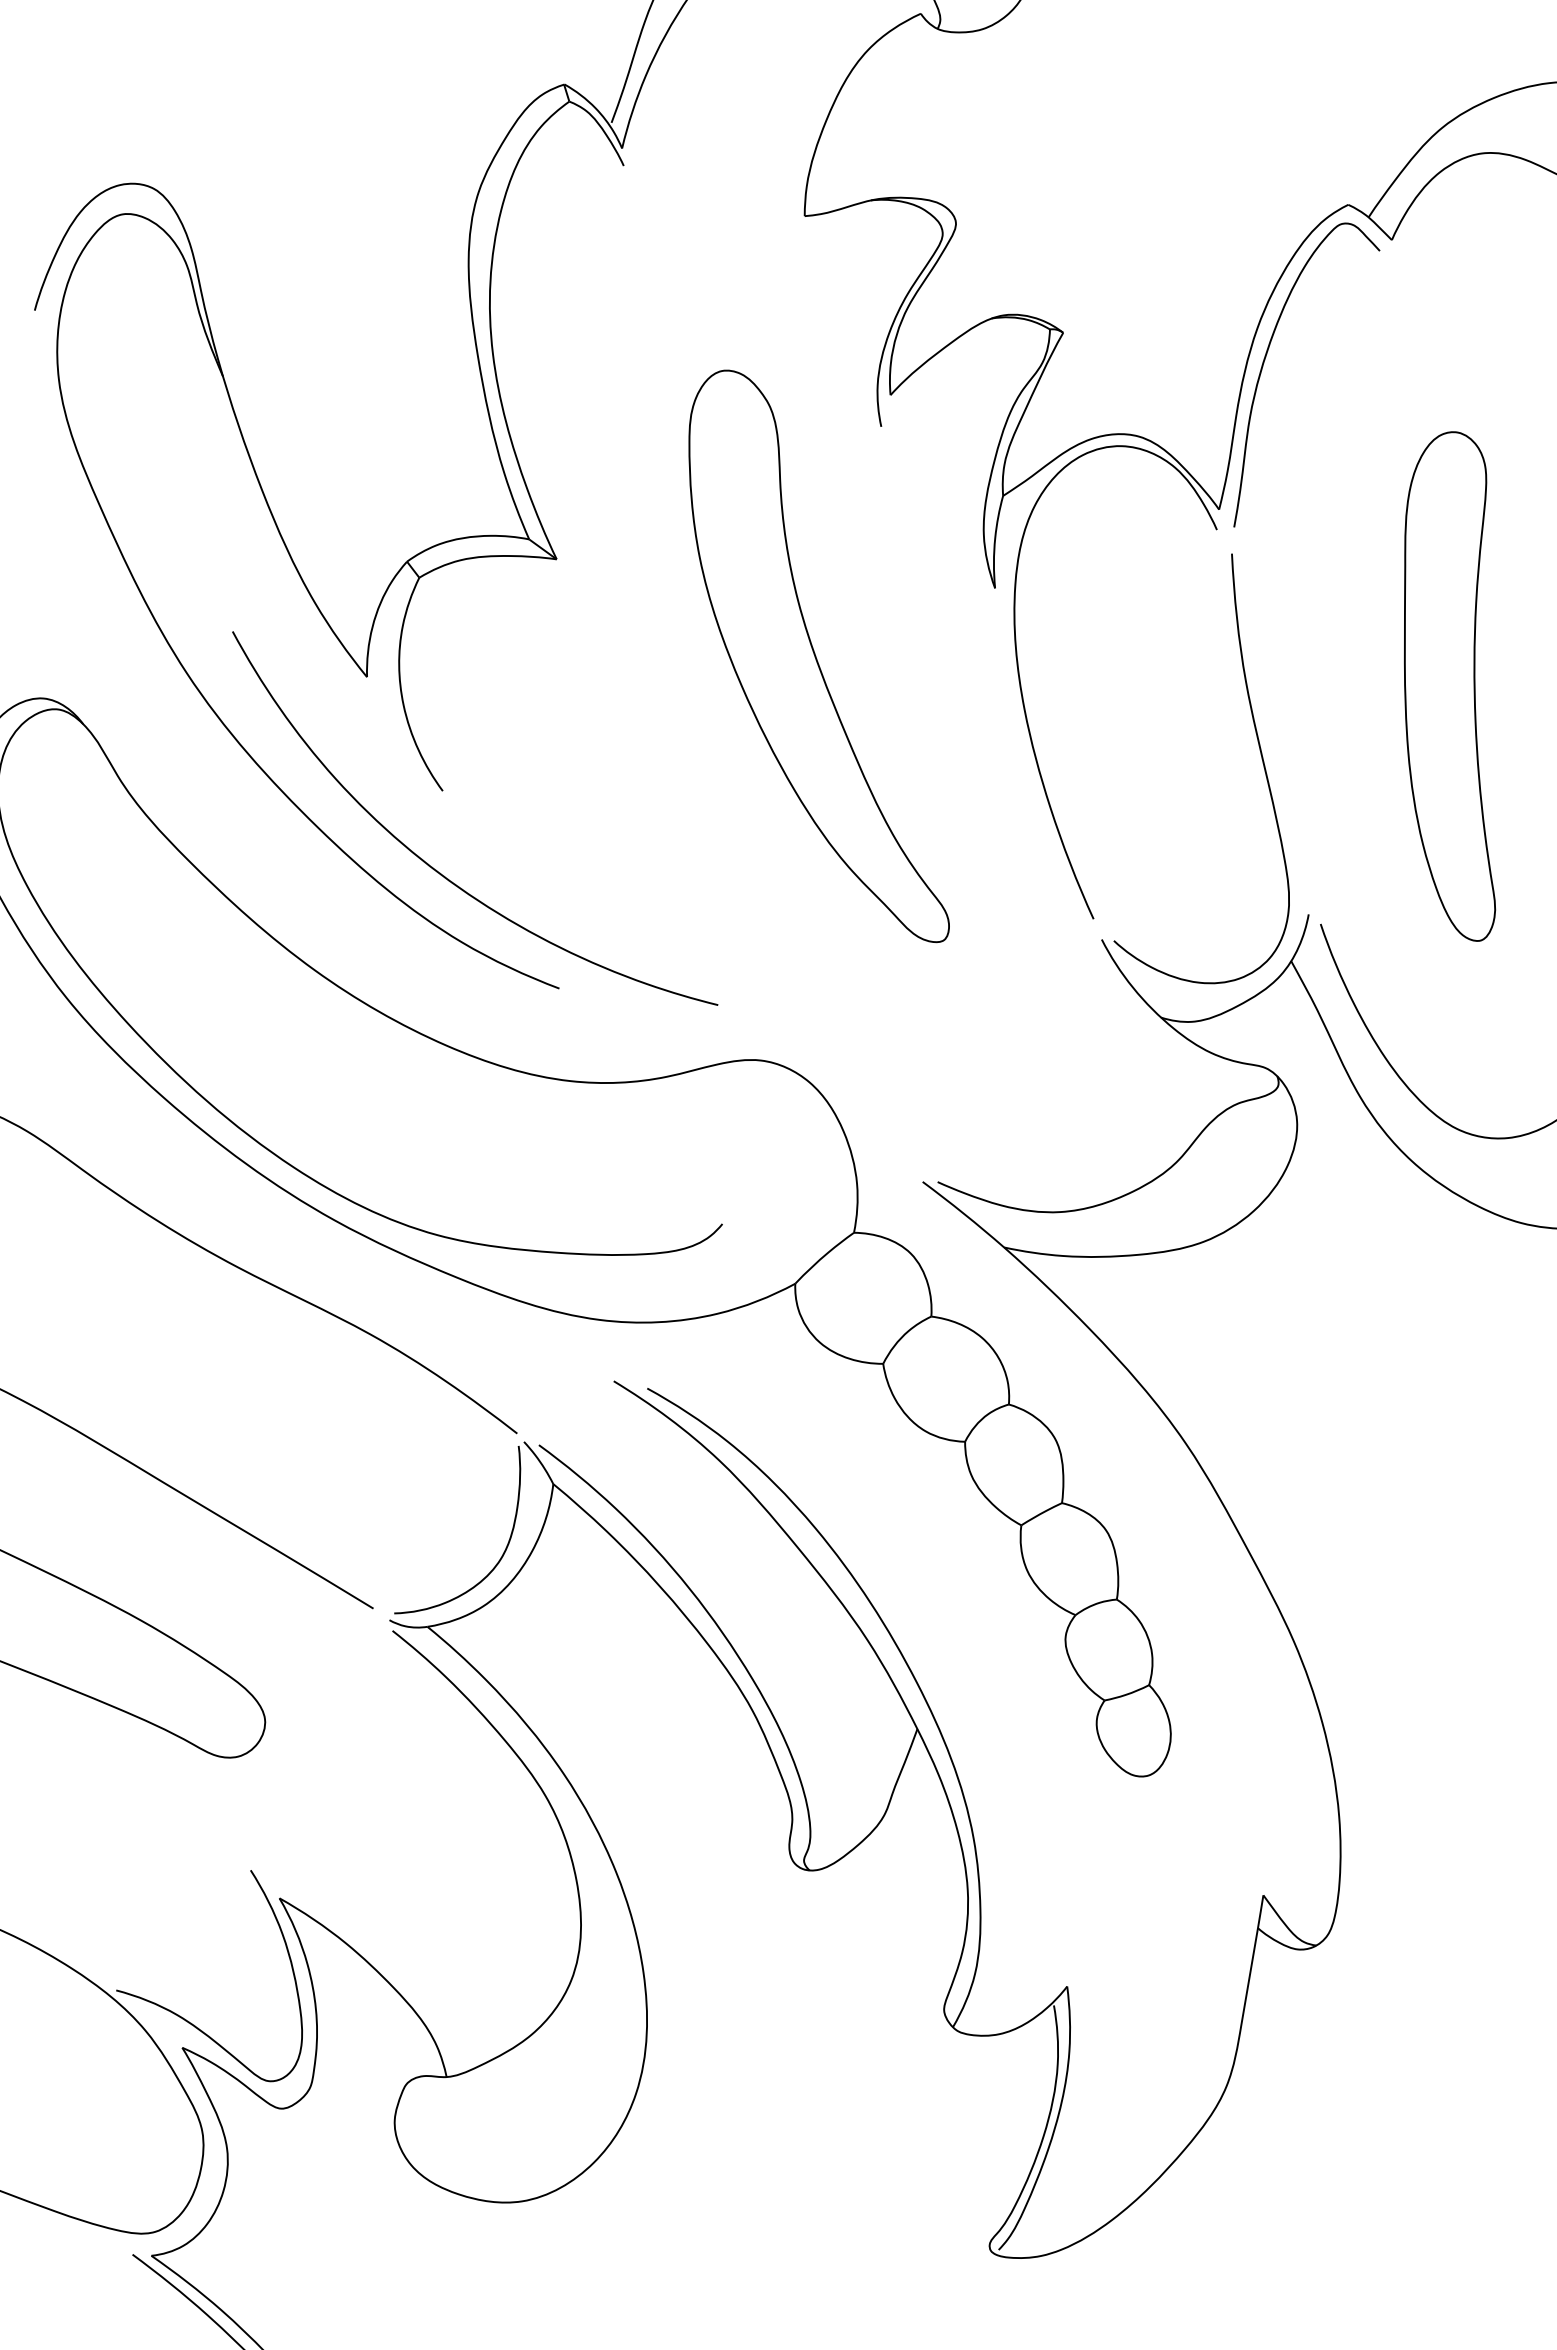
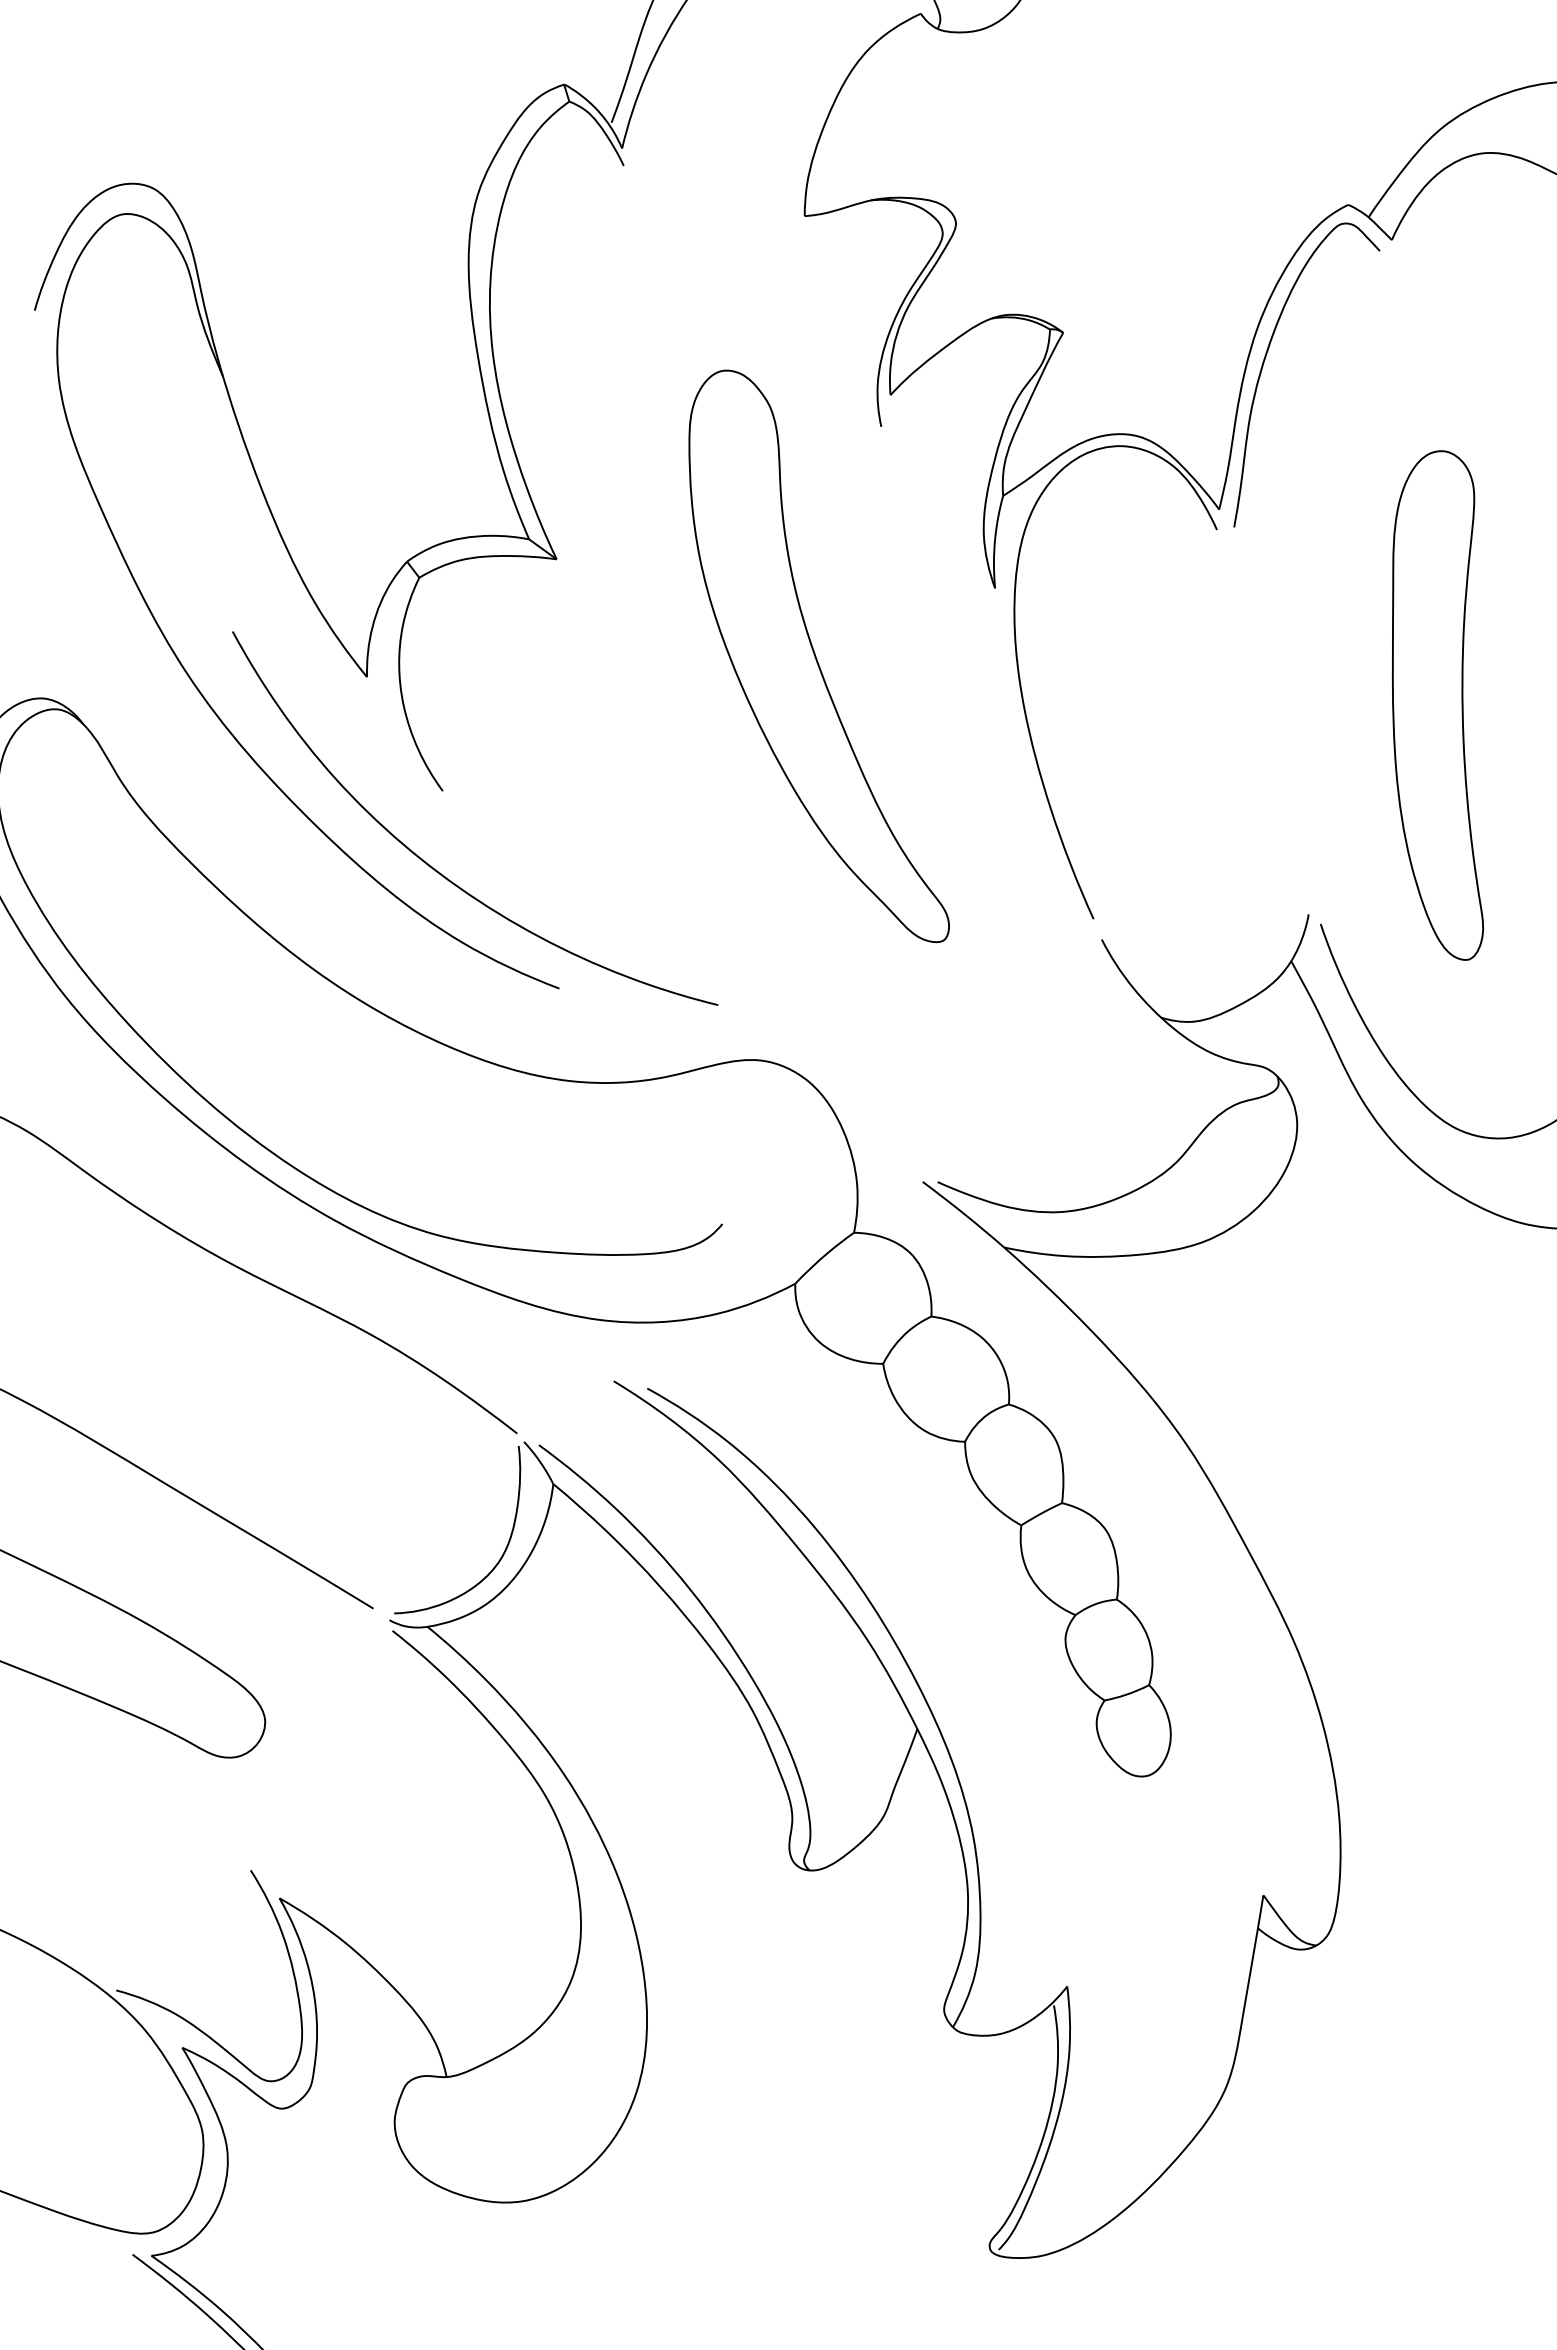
part position: (1450, 686) -> (1438, 705) (1438, 705)
curve: present -> none (1260, 754)
